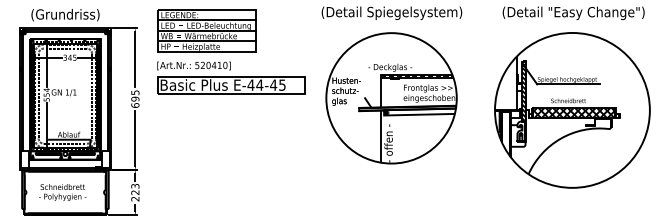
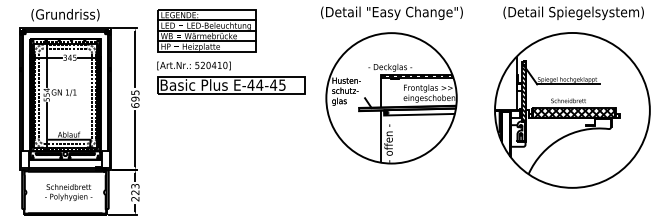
text: (Detail Spiegelsystem) -> (Detail "Easy Change") (391, 12)
text: (Detail "Easy Change") -> (Detail Spiegelsystem) (573, 13)
text position: (62, 192) -> (68, 192) (68, 192)
